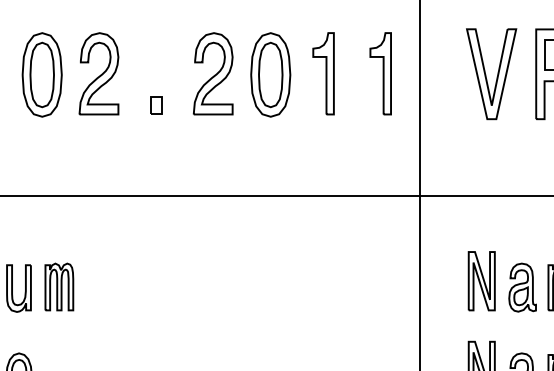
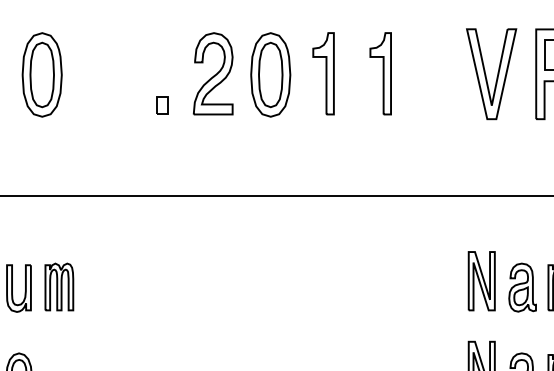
part: present -> none (98, 73)
part position: (156, 105) -> (162, 105) (162, 105)
line: present -> none (419, 184)
